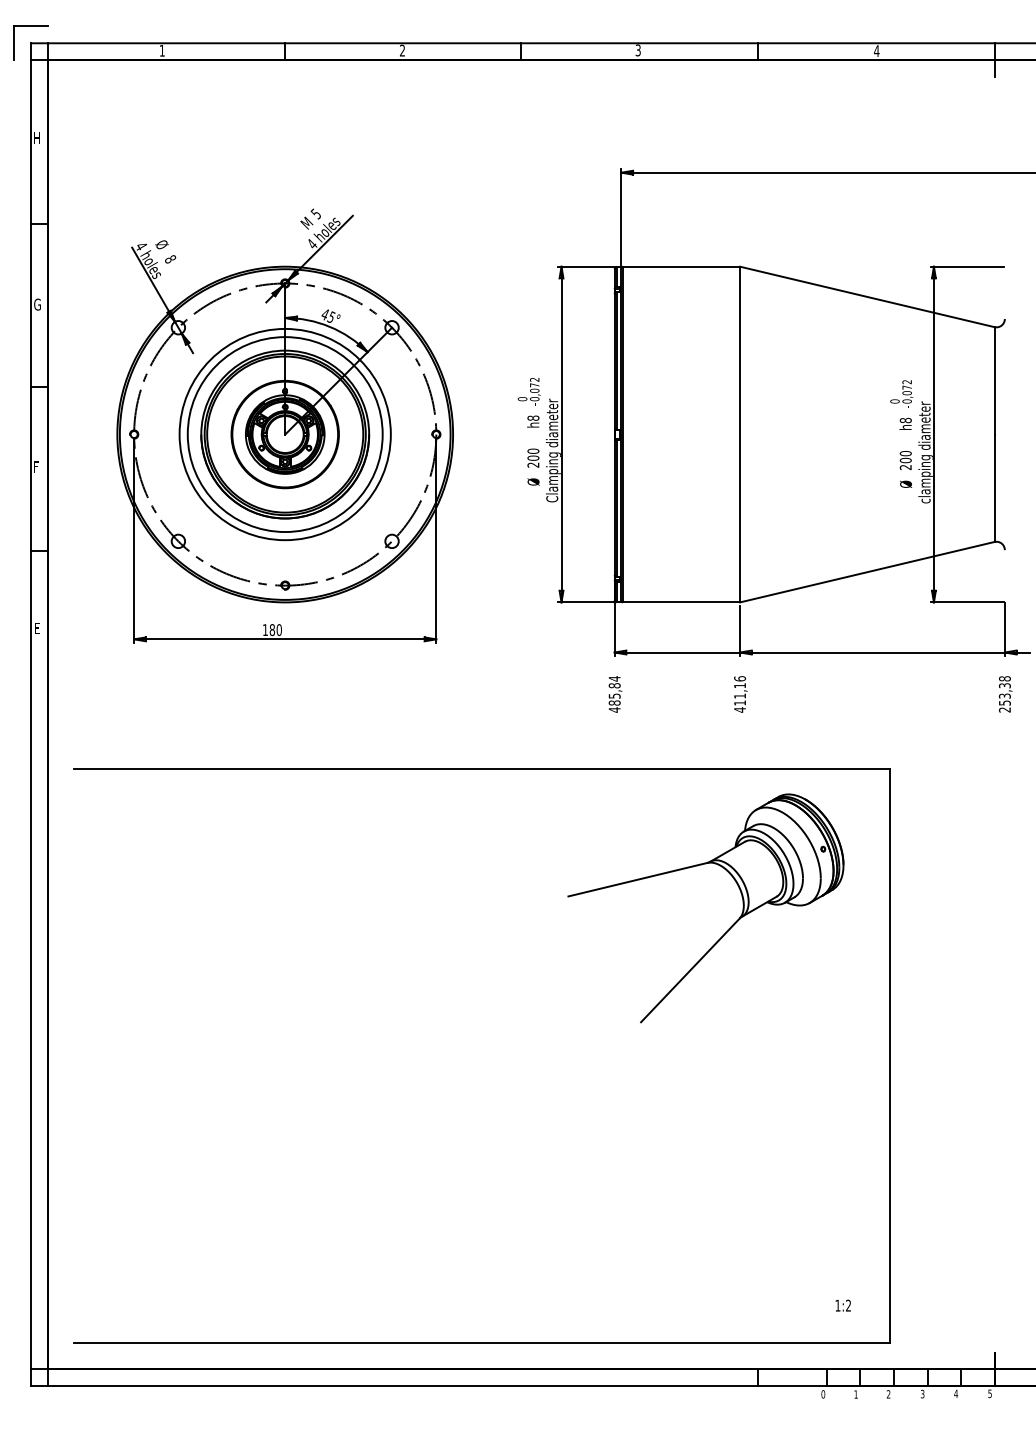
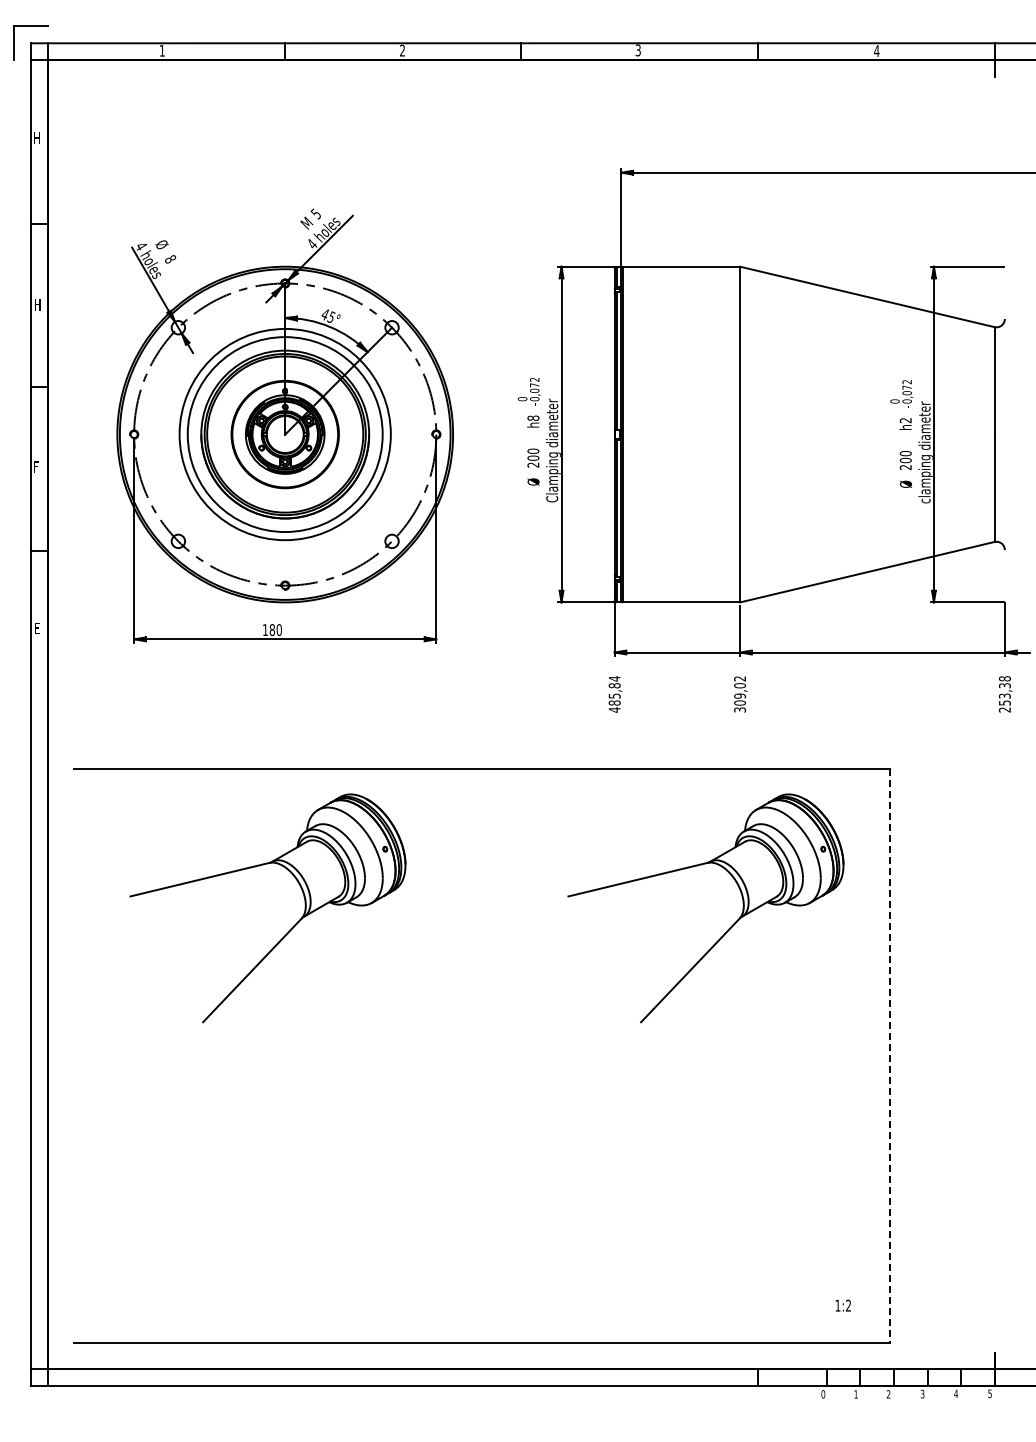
text: G -> H (37, 304)
text: h8 -> h2 (905, 420)
text: 411,16 -> 309,02 (740, 694)
part: none -> present (289, 929)
line: solid -> dashed (889, 1055)
